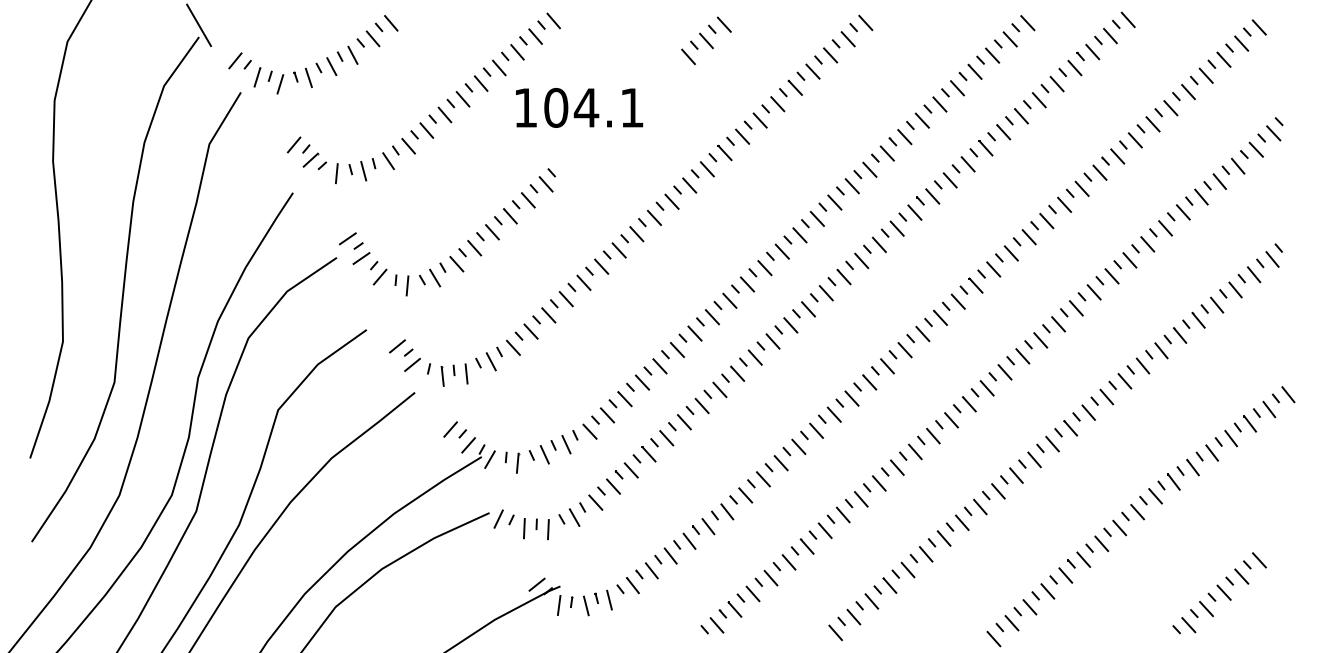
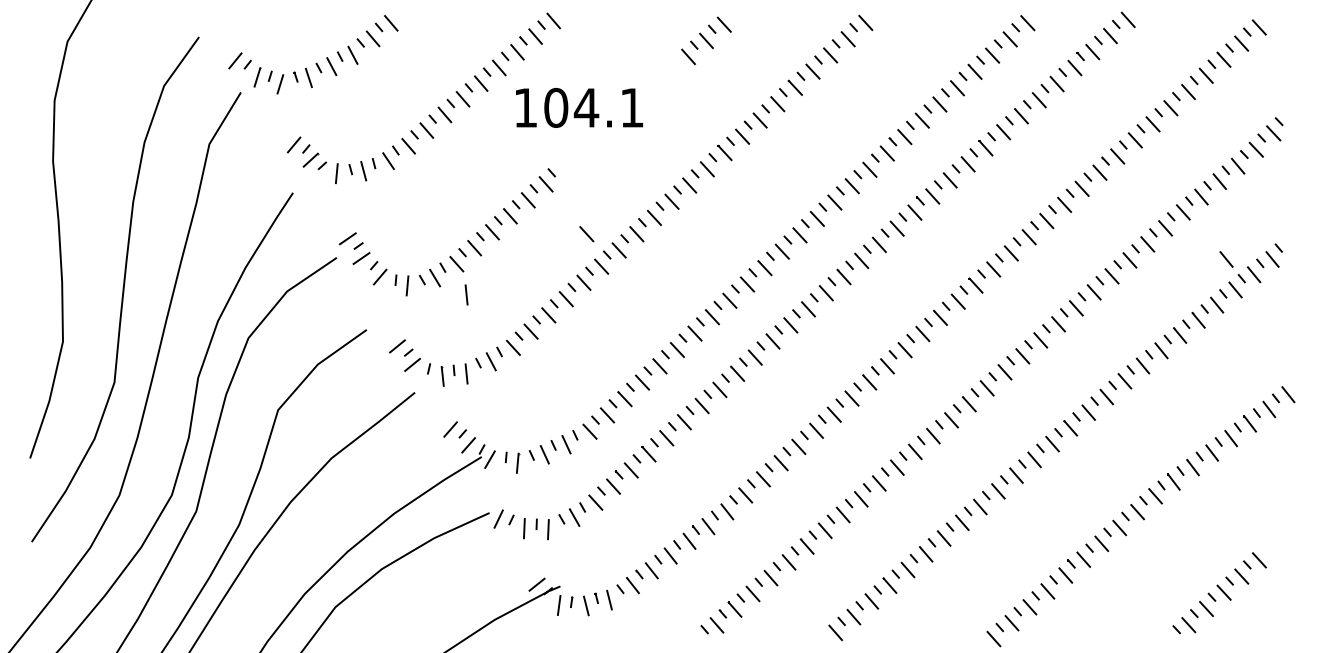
line: present -> none (199, 25)
line: none -> present (586, 234)
line: none -> present (1226, 259)
line: none -> present (466, 294)
